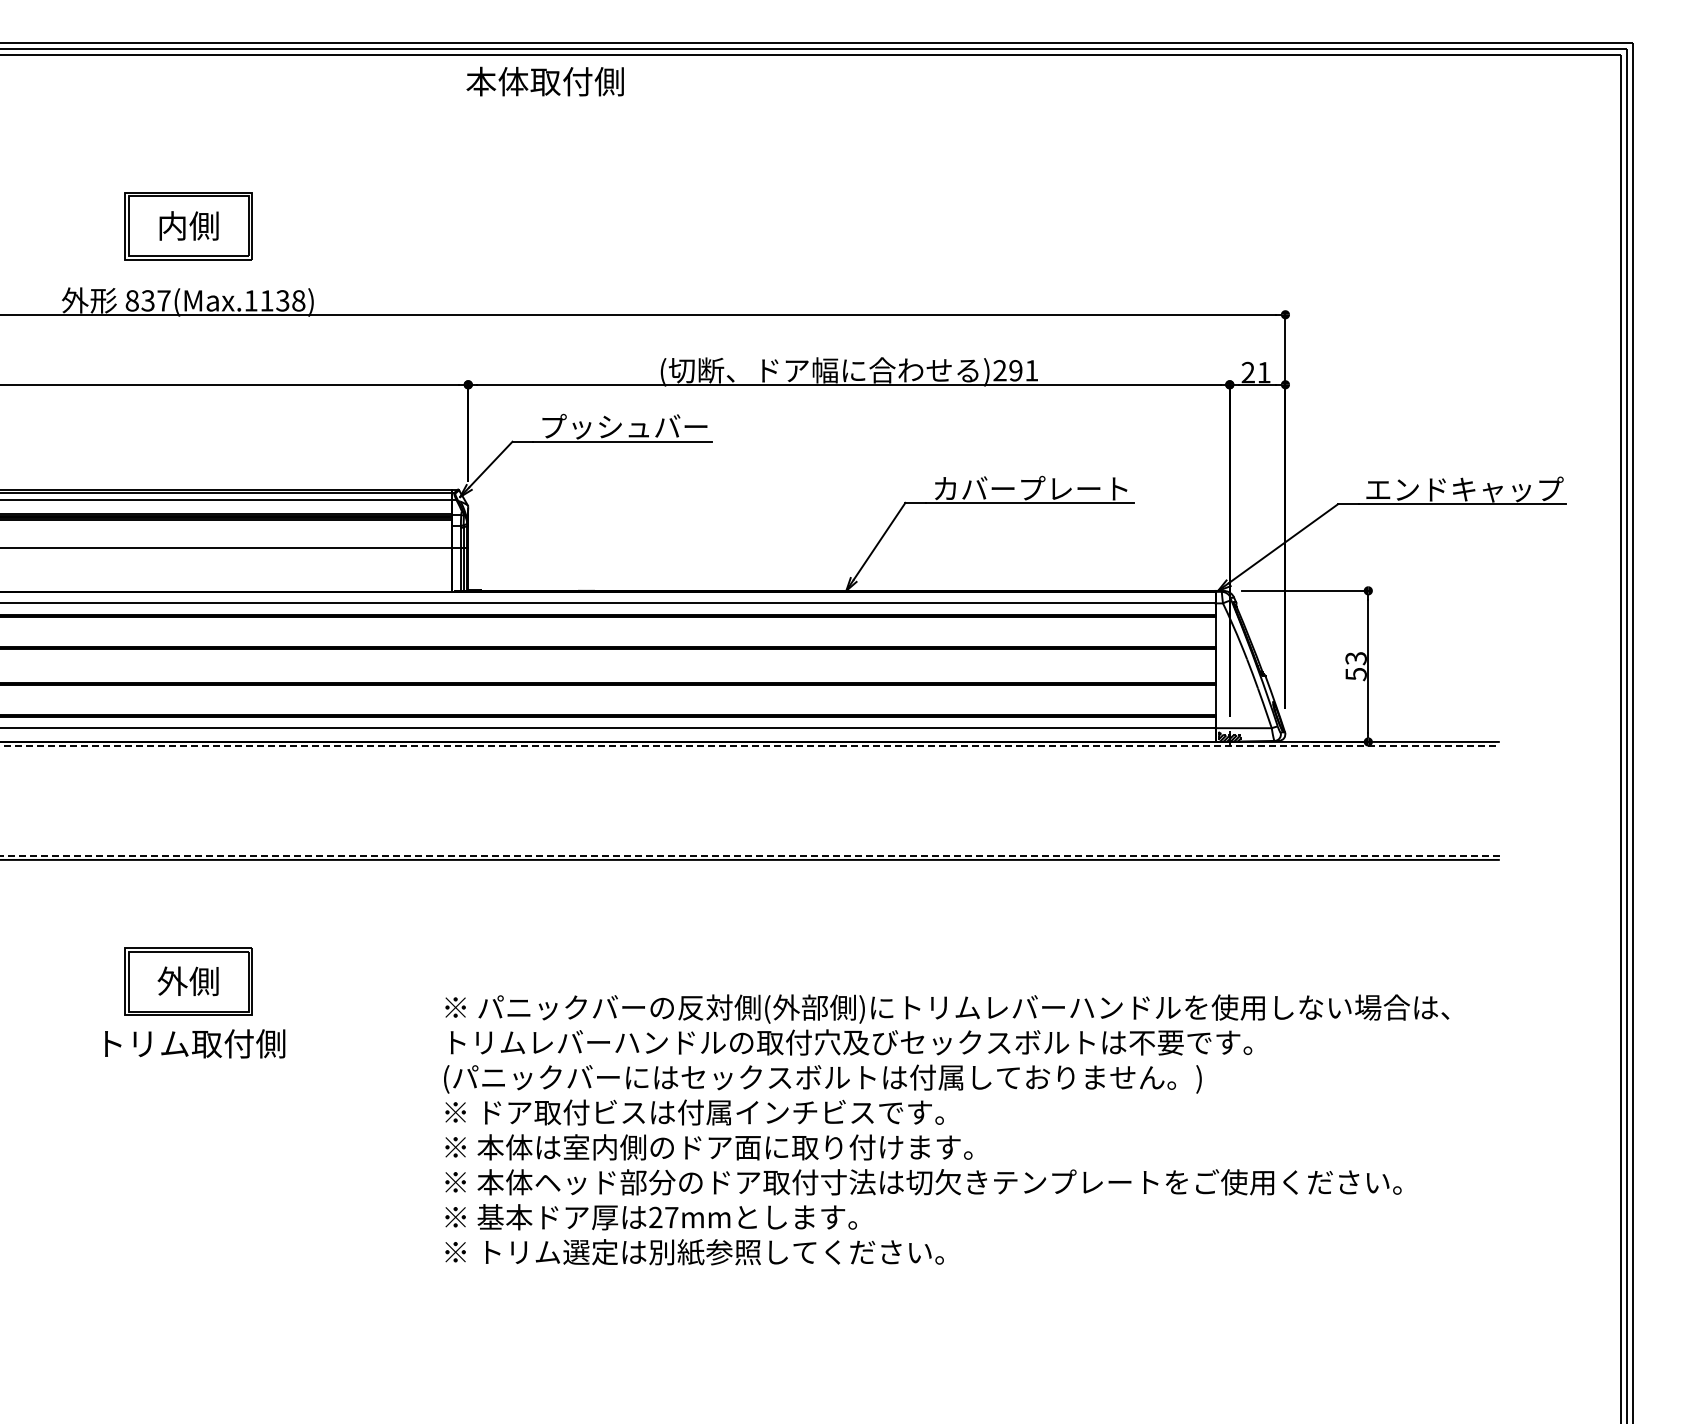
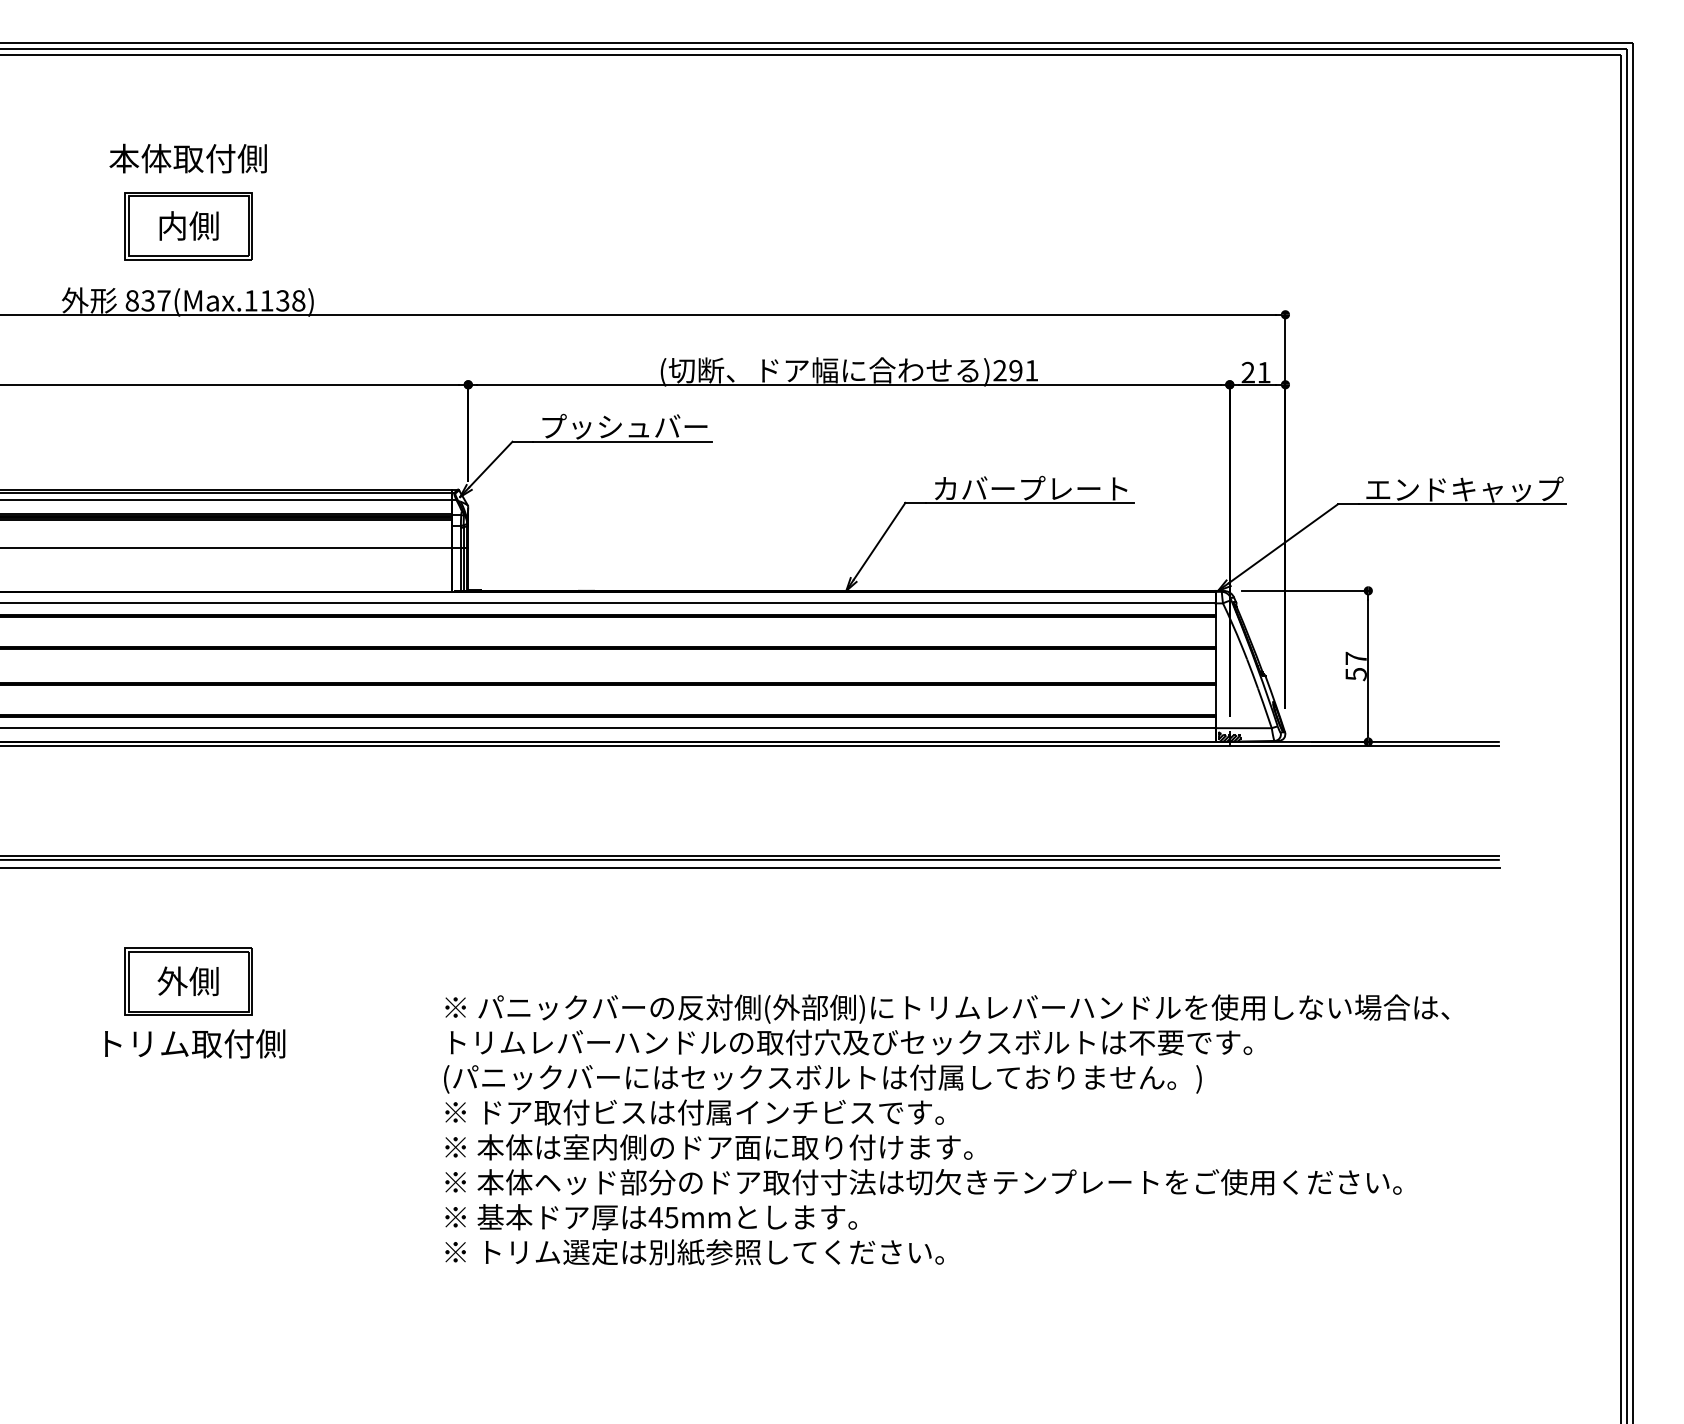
text position: (544, 81) -> (187, 158) (187, 158)
text: 53 -> 57 (1355, 658)
line: dashed -> solid (0, 746)
line: none -> present (750, 867)
text: 27mm -> 45mm (663, 1217)
